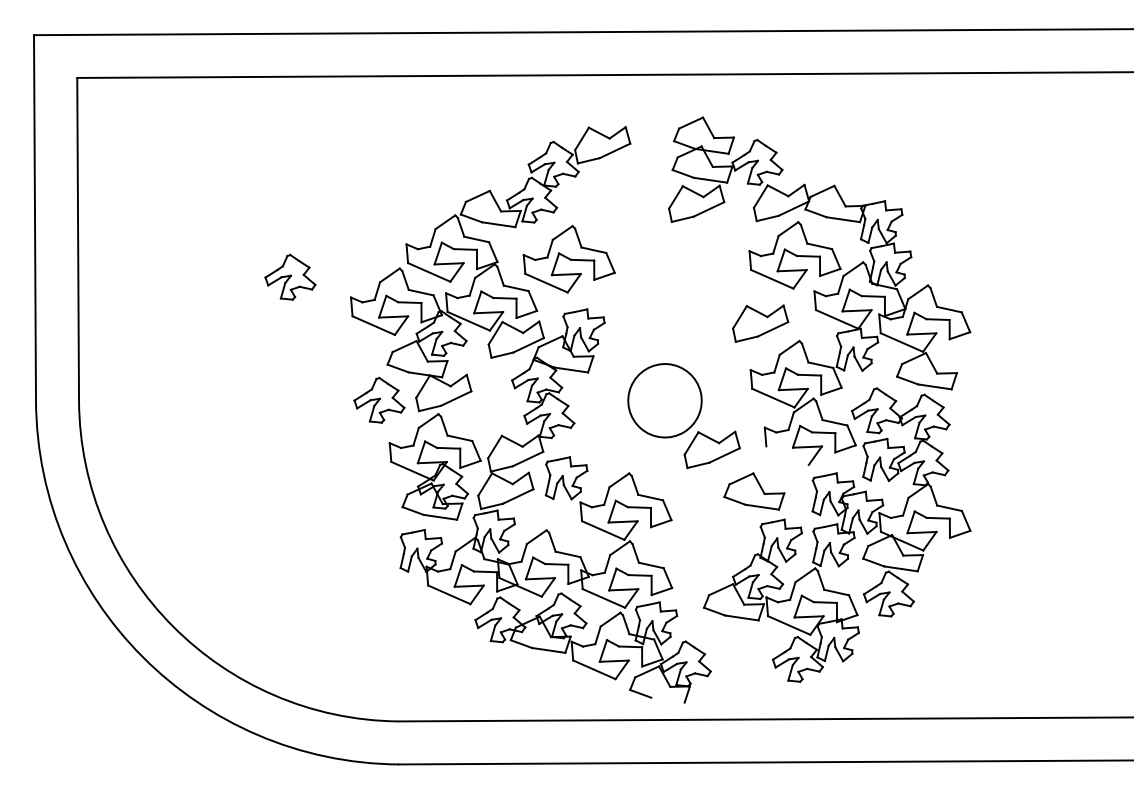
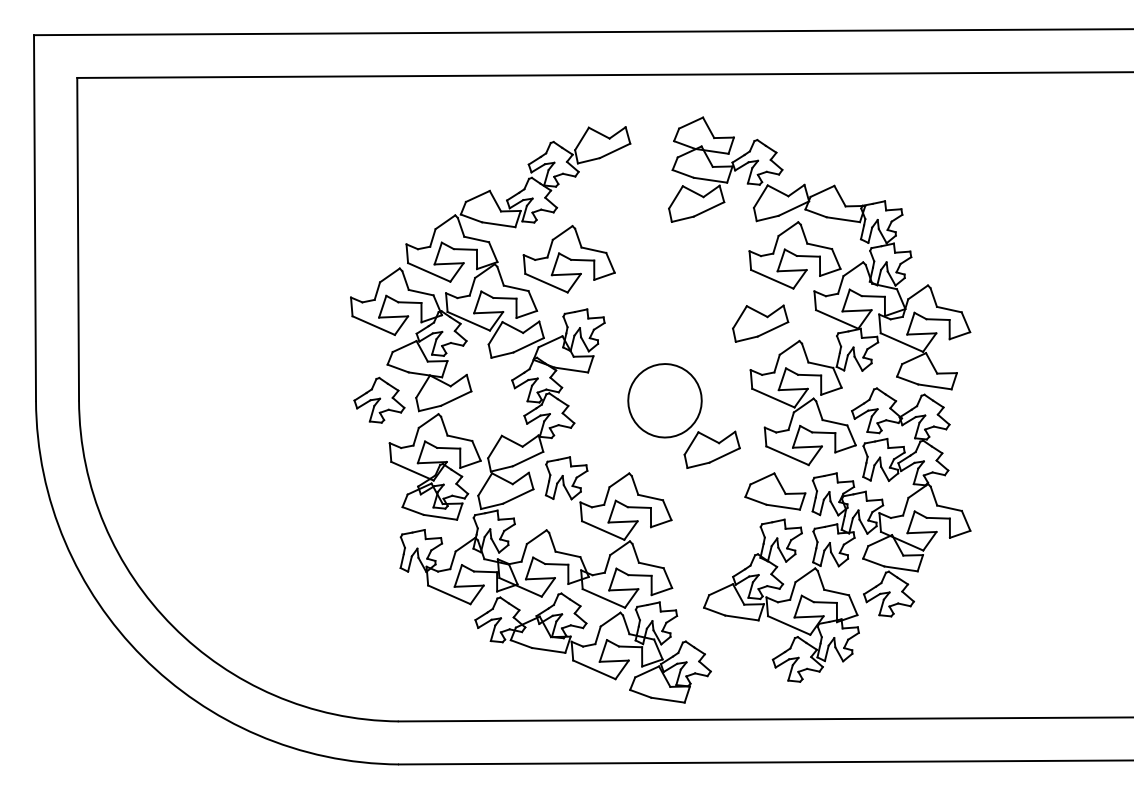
part: present -> none (290, 276)
line: none -> present (787, 455)
part position: (754, 491) -> (775, 491) (775, 491)
line: none -> present (667, 699)
